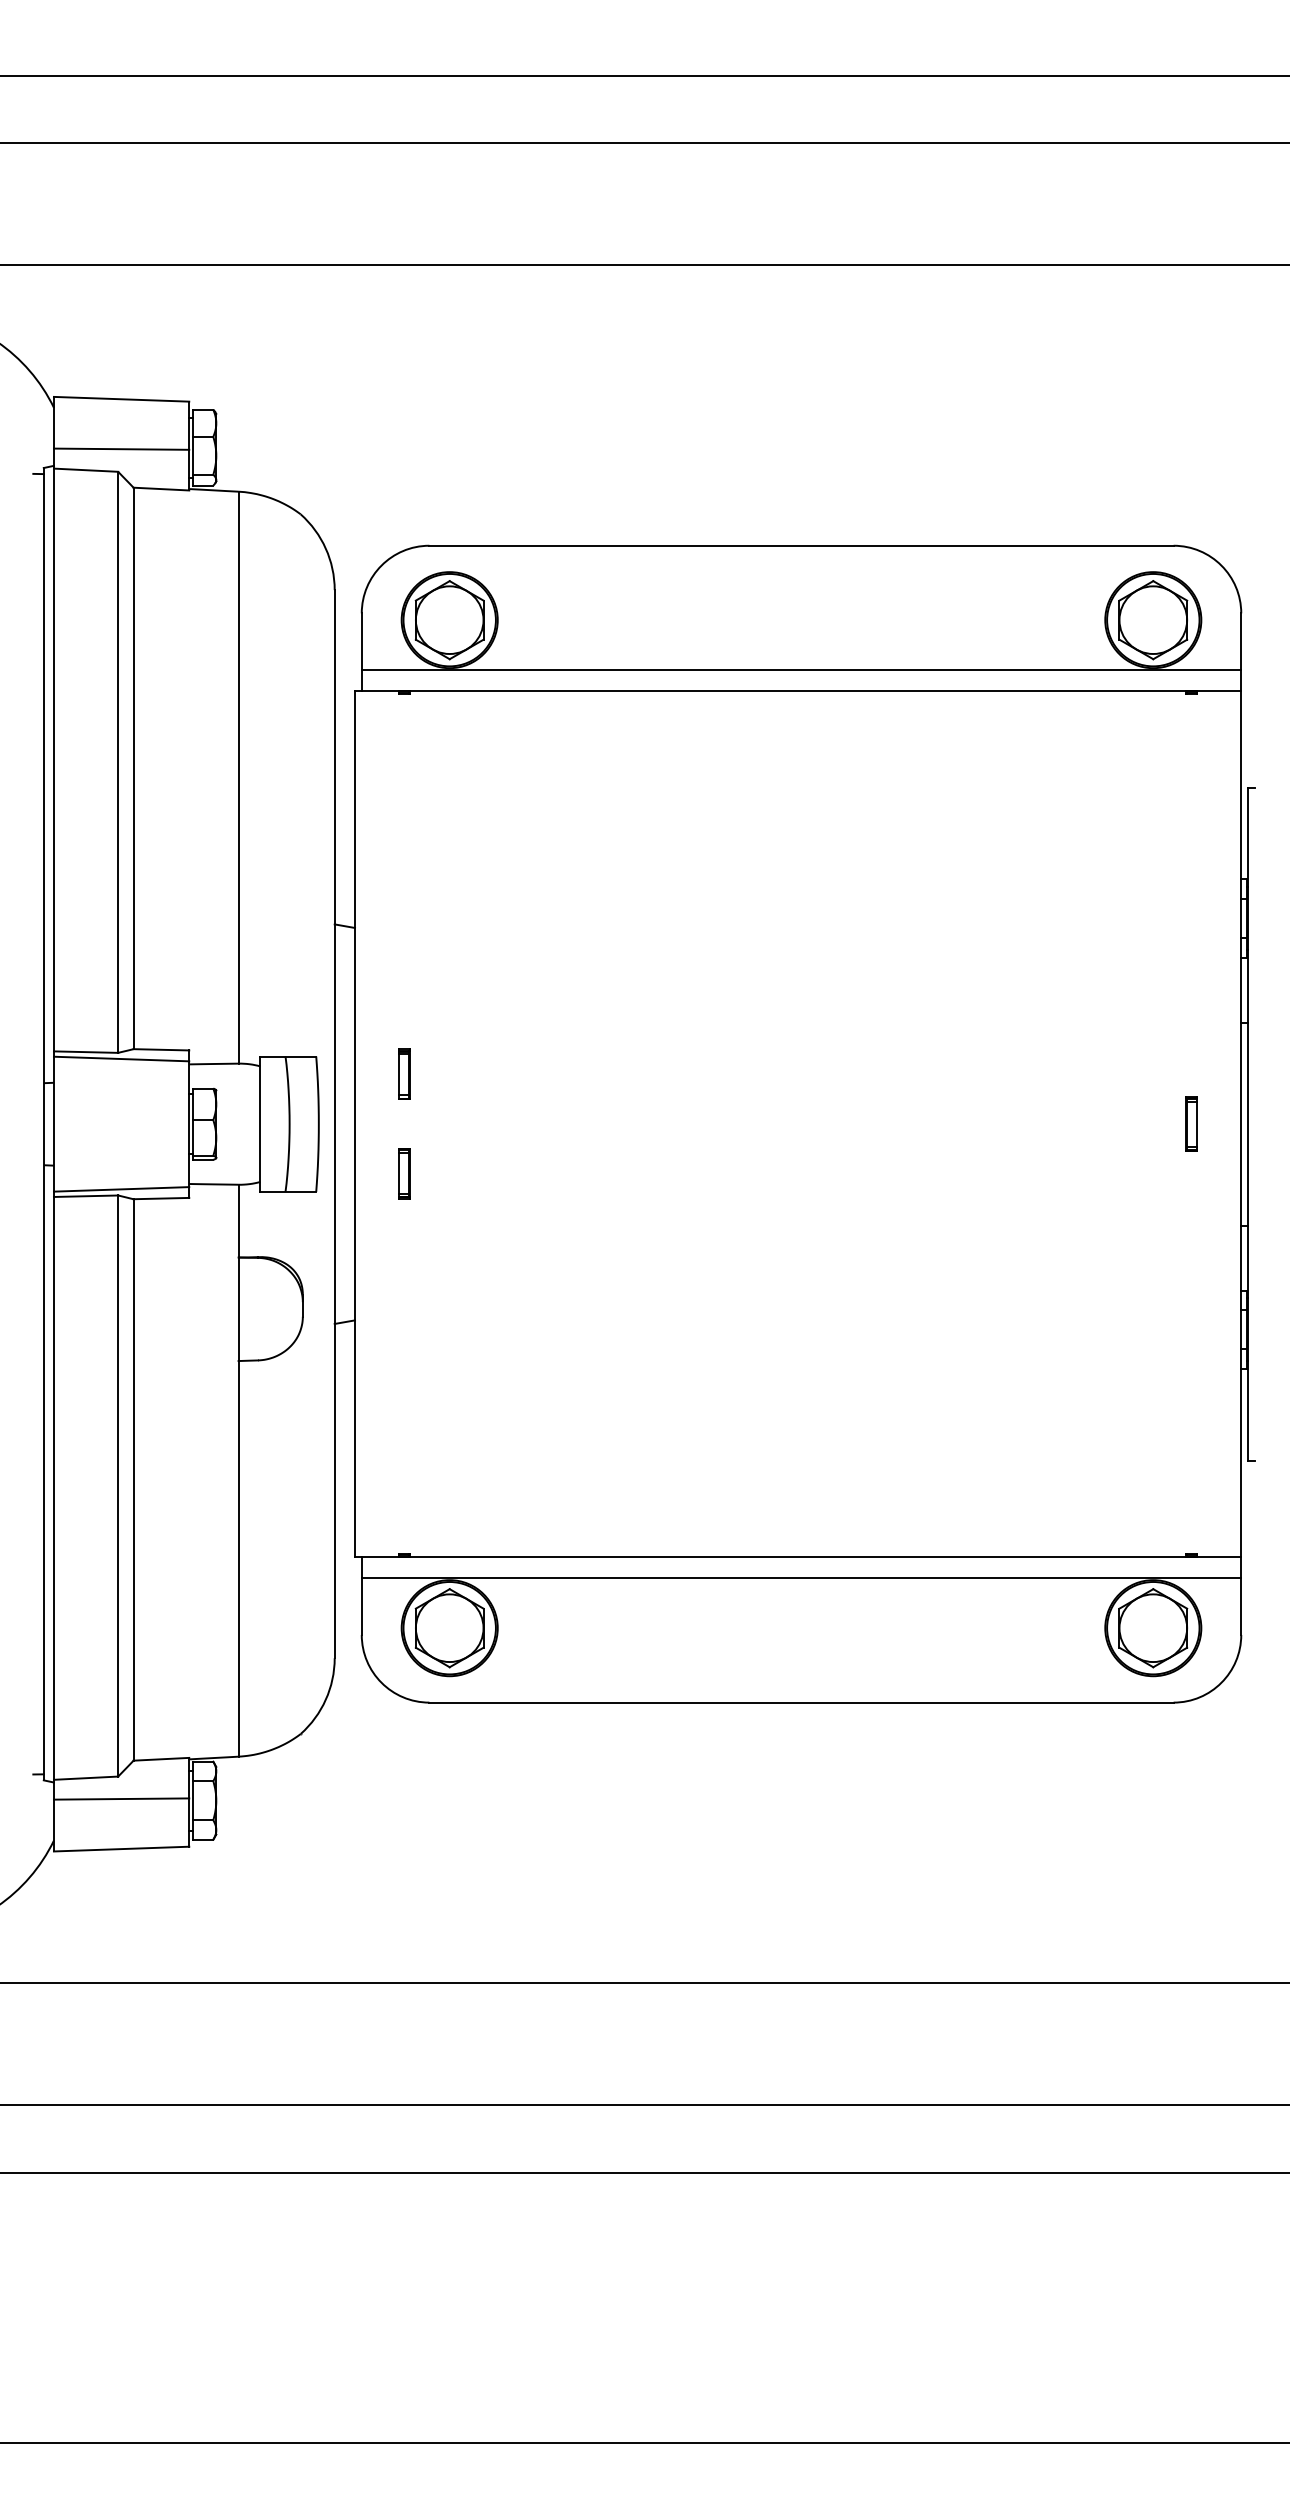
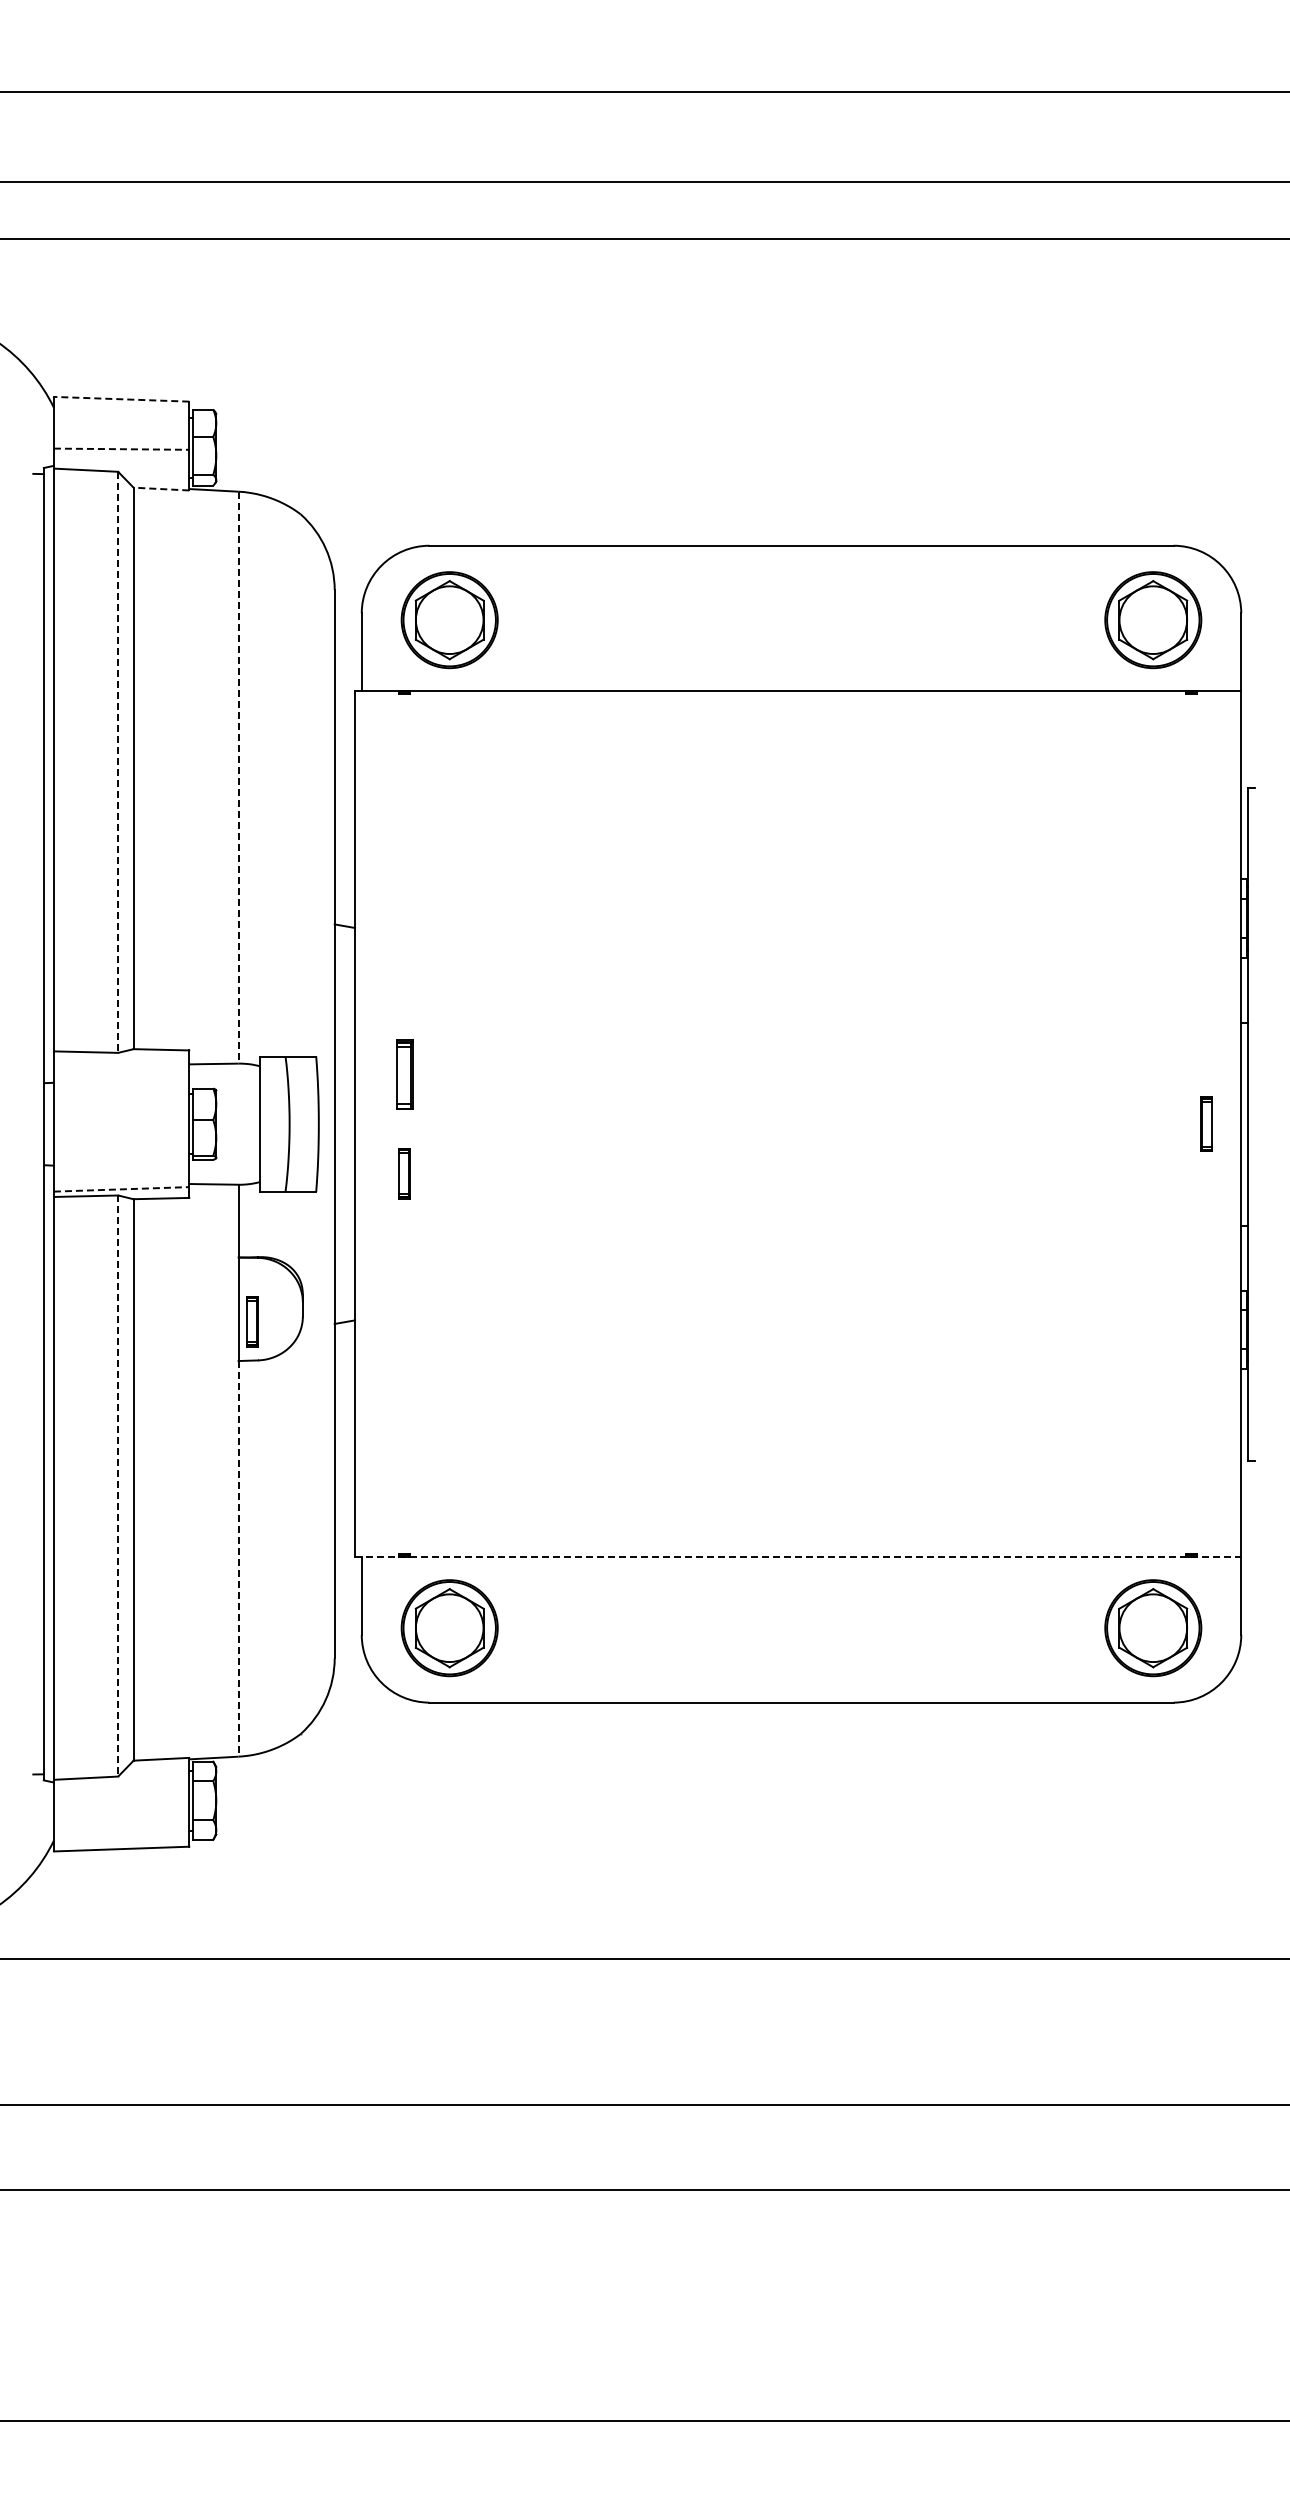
line position: (644, 75) -> (644, 91) (644, 91)
line position: (644, 143) -> (644, 182) (644, 182)
line position: (644, 264) -> (644, 238) (644, 238)
line: solid -> dashed (121, 399)
line: solid -> dashed (121, 449)
line: solid -> dashed (161, 489)
line: present -> none (801, 670)
line: solid -> dashed (118, 762)
line: solid -> dashed (238, 777)
line: present -> none (121, 1058)
part size: 13x52 px -> 18x71 px (404, 1074)
part position: (1191, 1123) -> (1206, 1123) (1206, 1123)
line: solid -> dashed (121, 1189)
part: none -> present (252, 1321)
line: solid -> dashed (118, 1486)
line: solid -> dashed (798, 1557)
line: solid -> dashed (238, 1558)
line: present -> none (801, 1578)
line: present -> none (121, 1798)
line position: (644, 1983) -> (644, 1959) (644, 1959)
line position: (644, 2172) -> (644, 2189) (644, 2189)
line position: (644, 2443) -> (644, 2421) (644, 2421)
